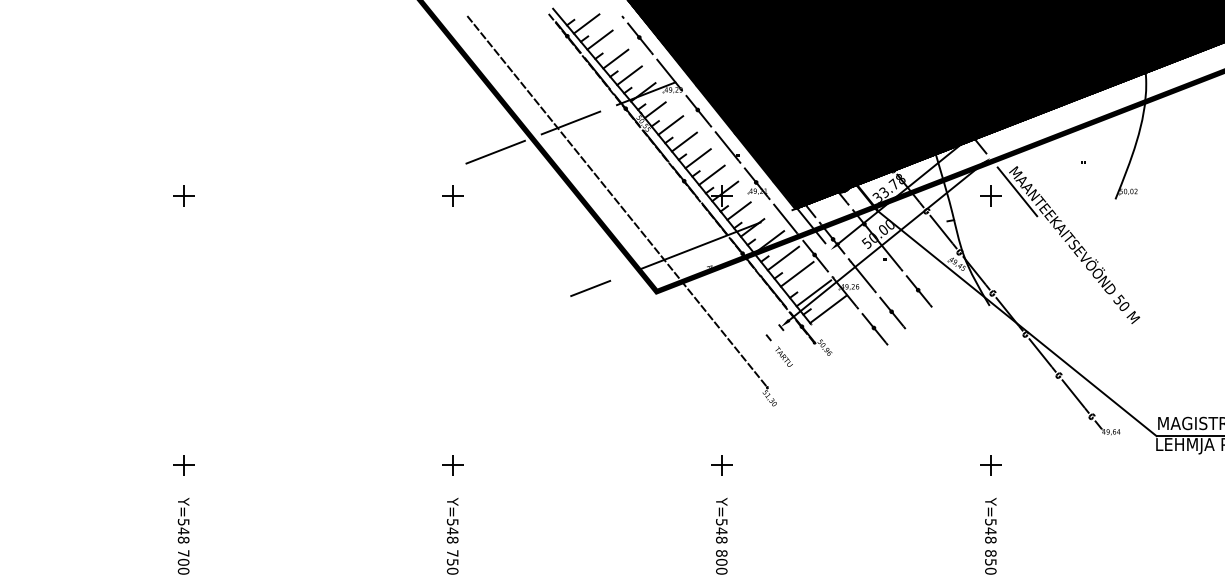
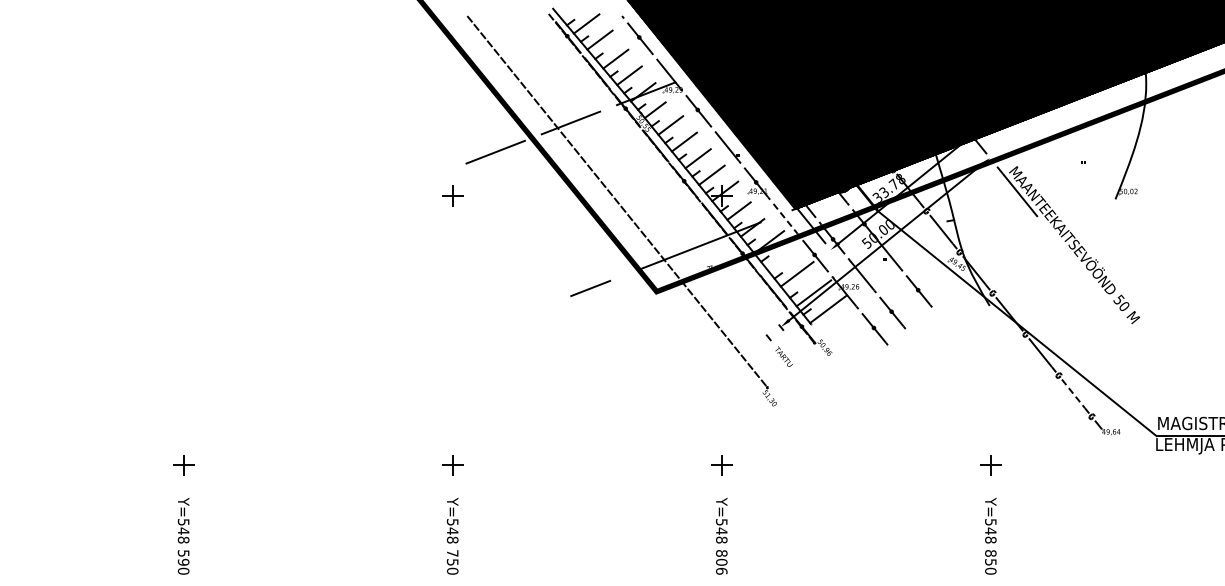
part: present -> none (183, 195)
part: present -> none (990, 195)
line: solid -> dashed (785, 218)
line: present -> none (783, 258)
line: solid -> dashed (1073, 394)
text: 700 -> 590 (183, 557)
text: 800 -> 806 (721, 571)
